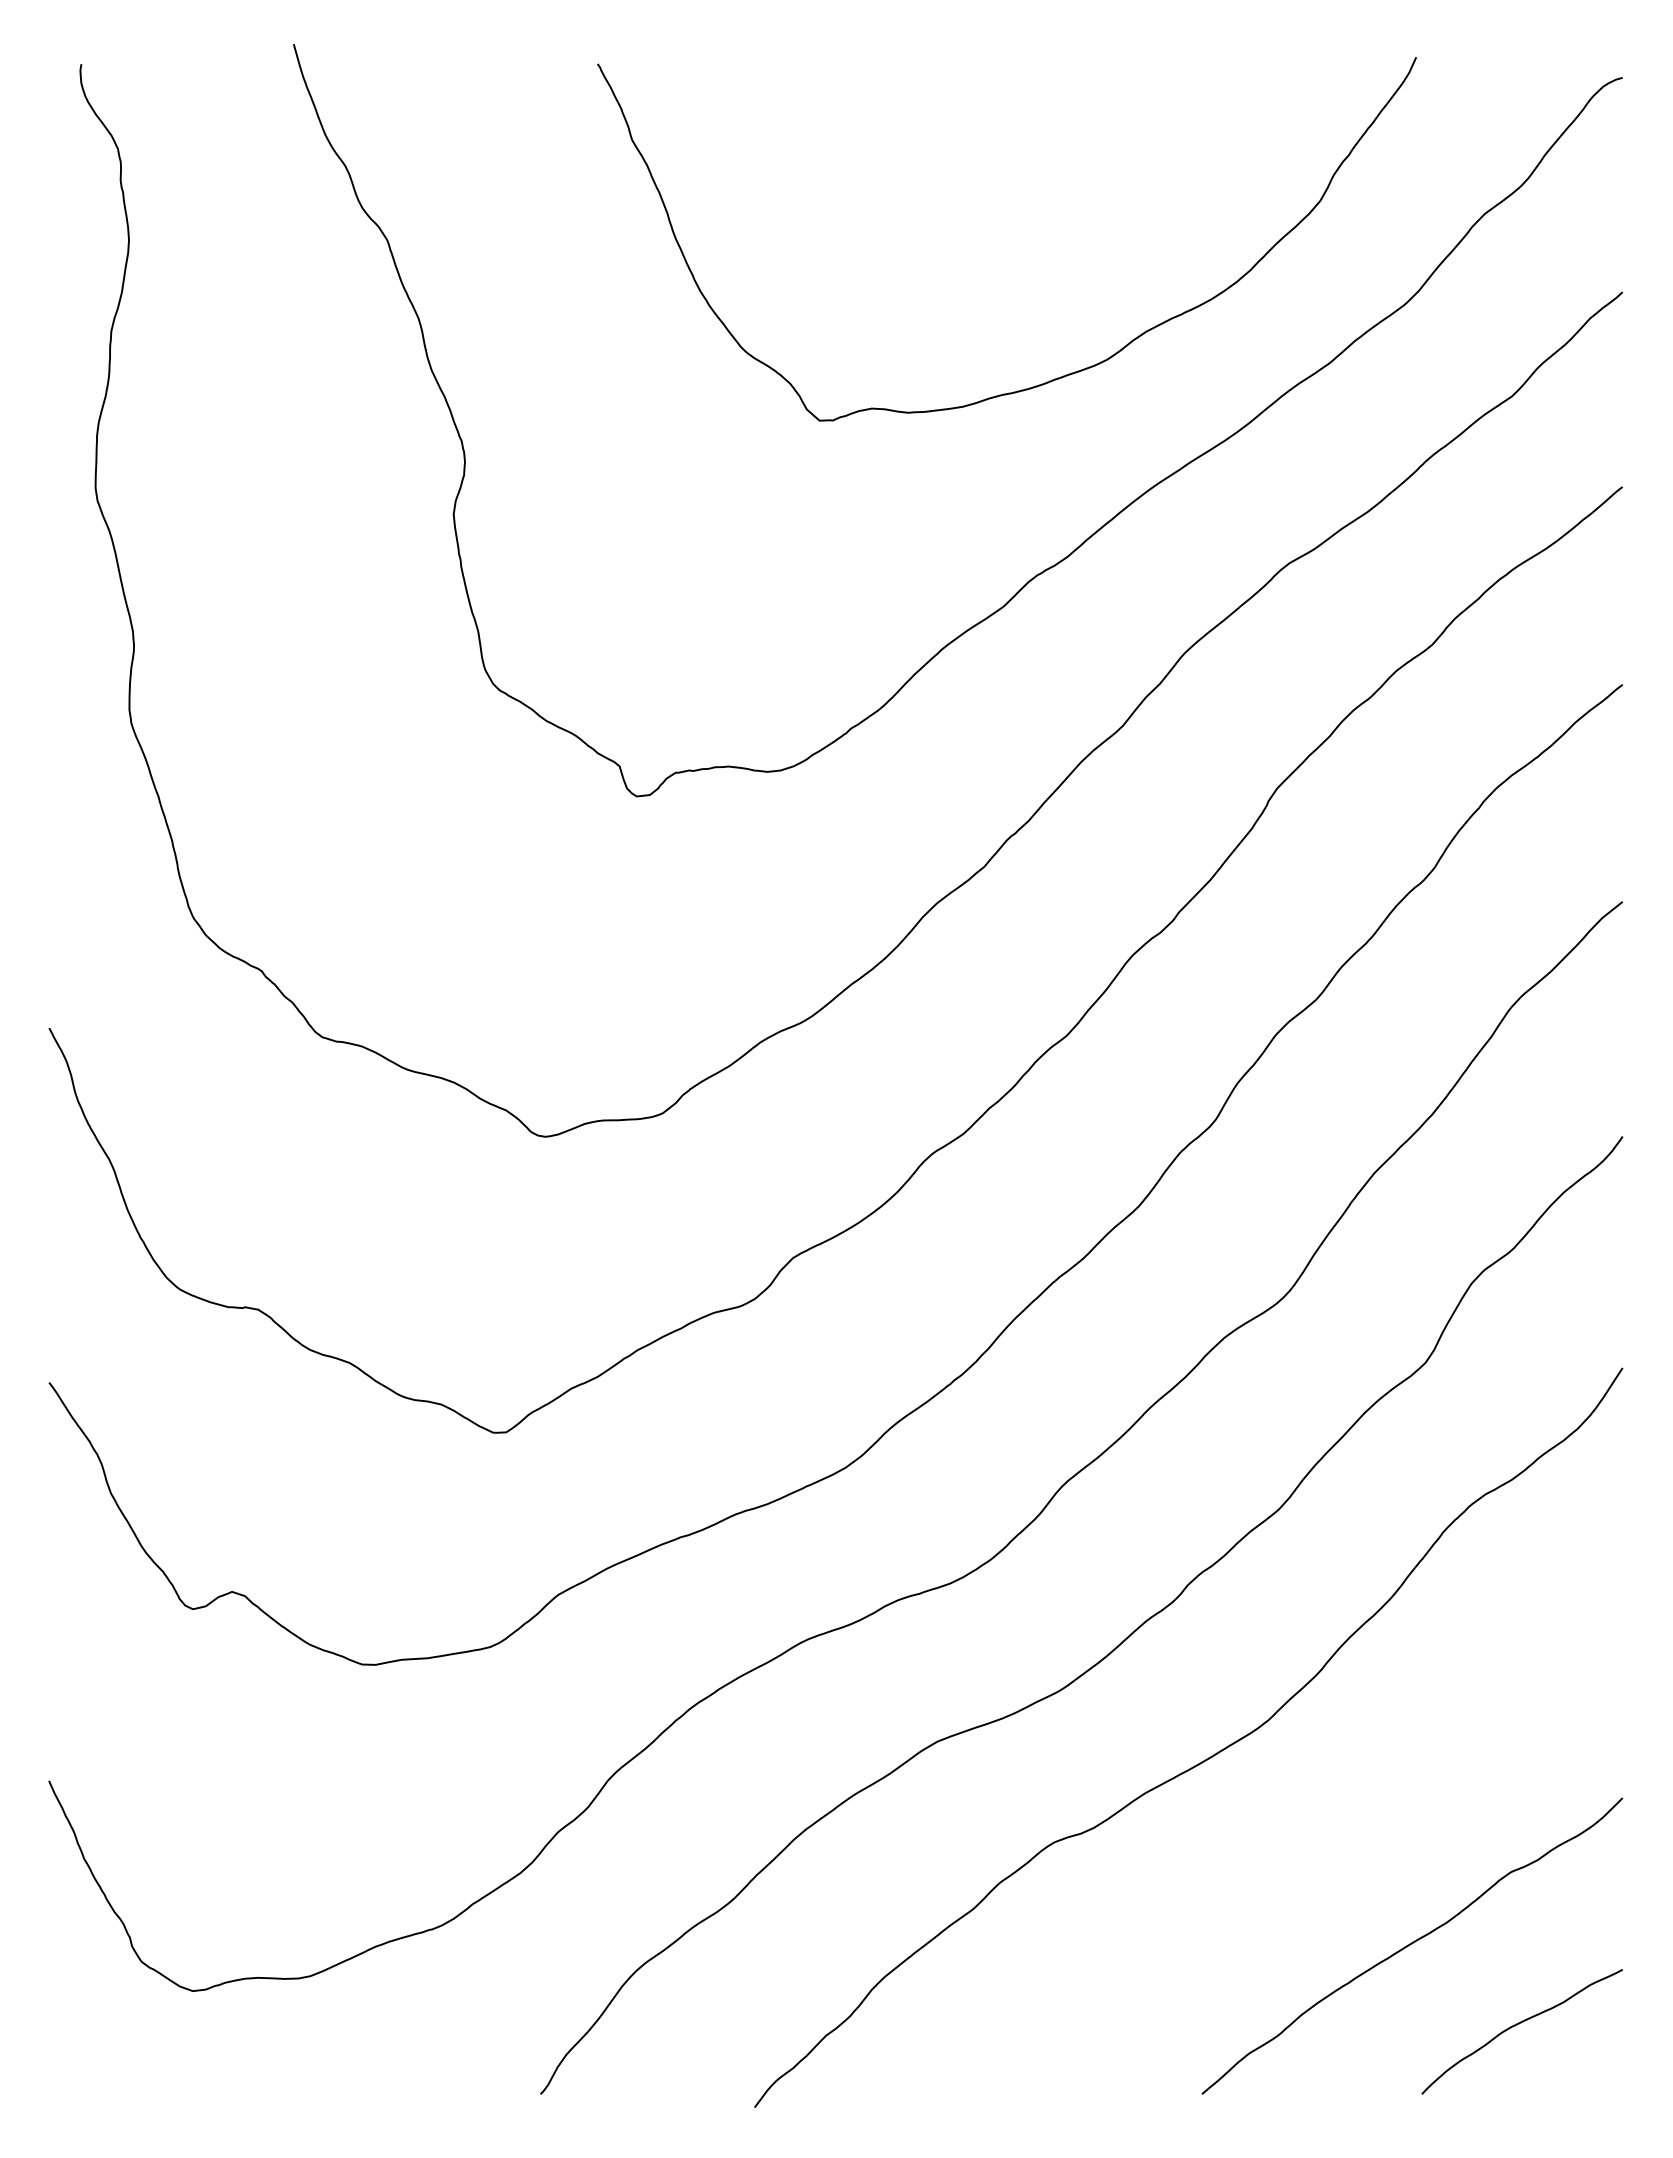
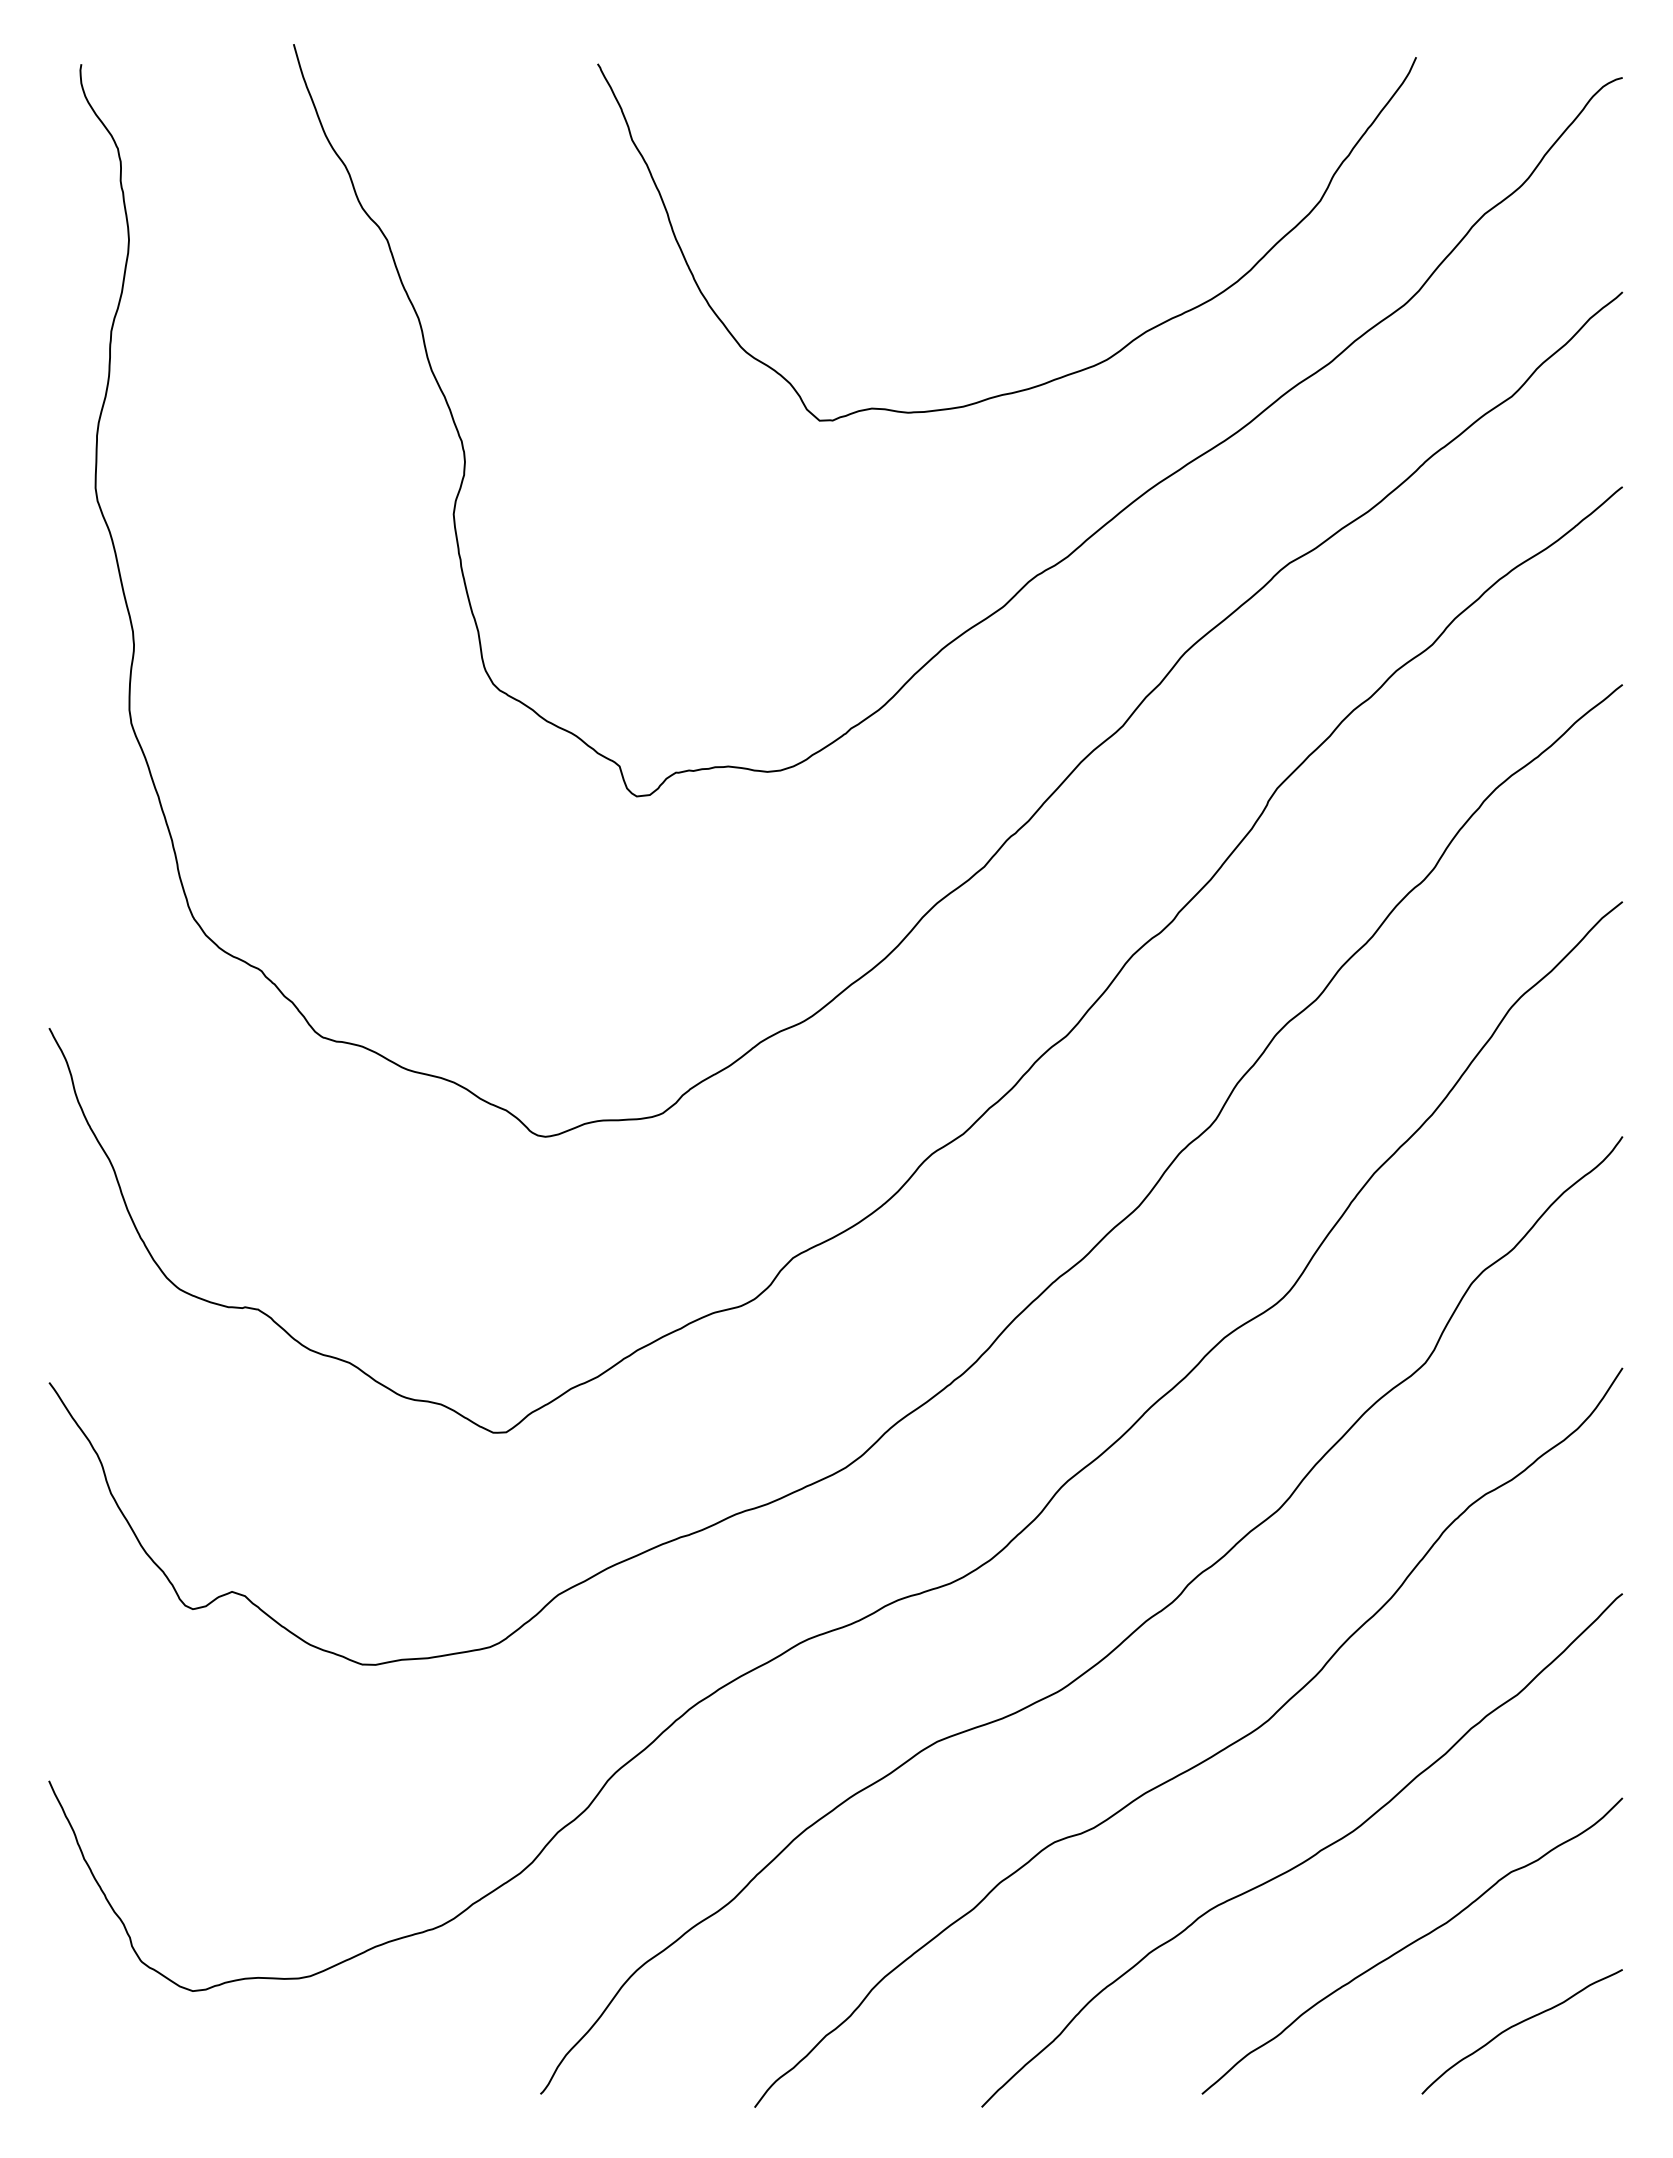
curve: none -> present (1307, 1858)
